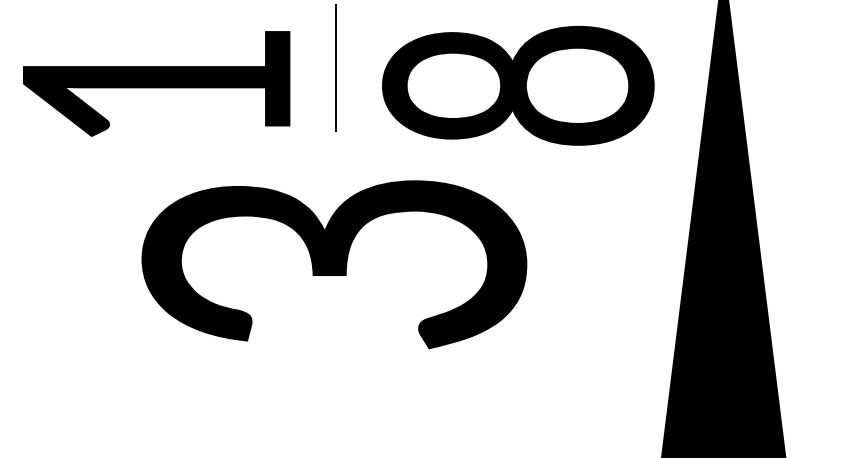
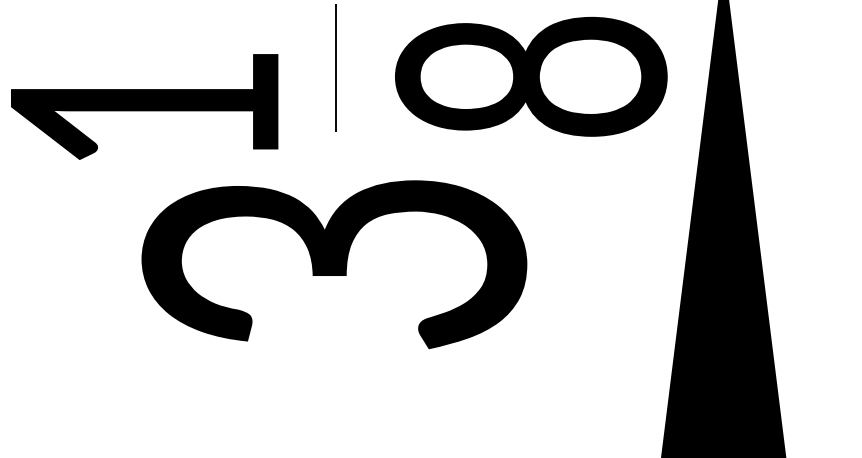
text position: (156, 83) -> (144, 106) (144, 106)
text position: (518, 85) -> (531, 76) (531, 76)
